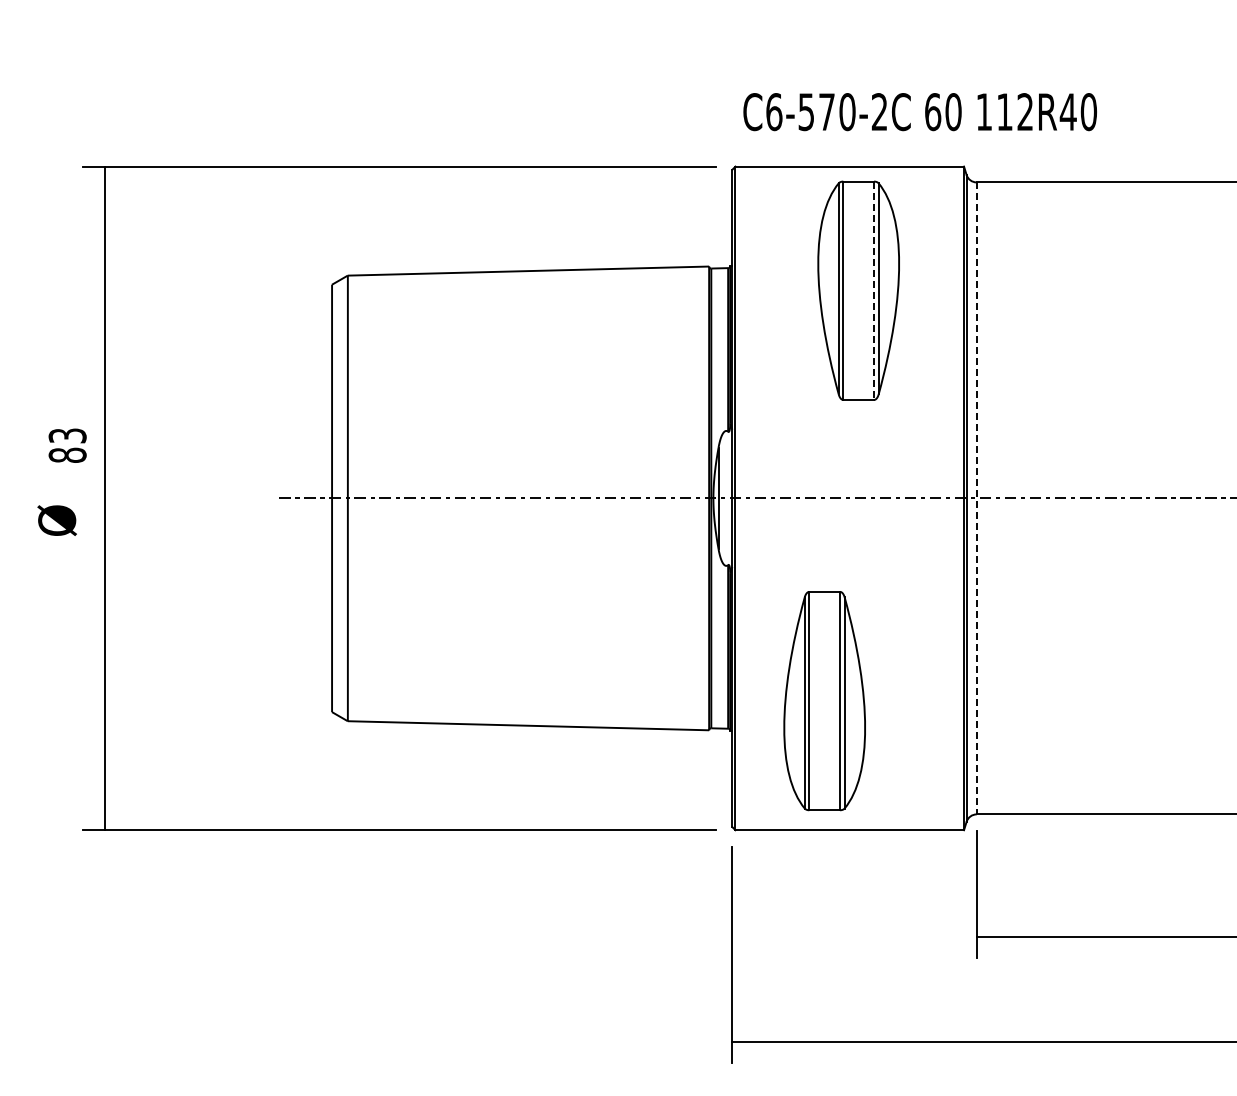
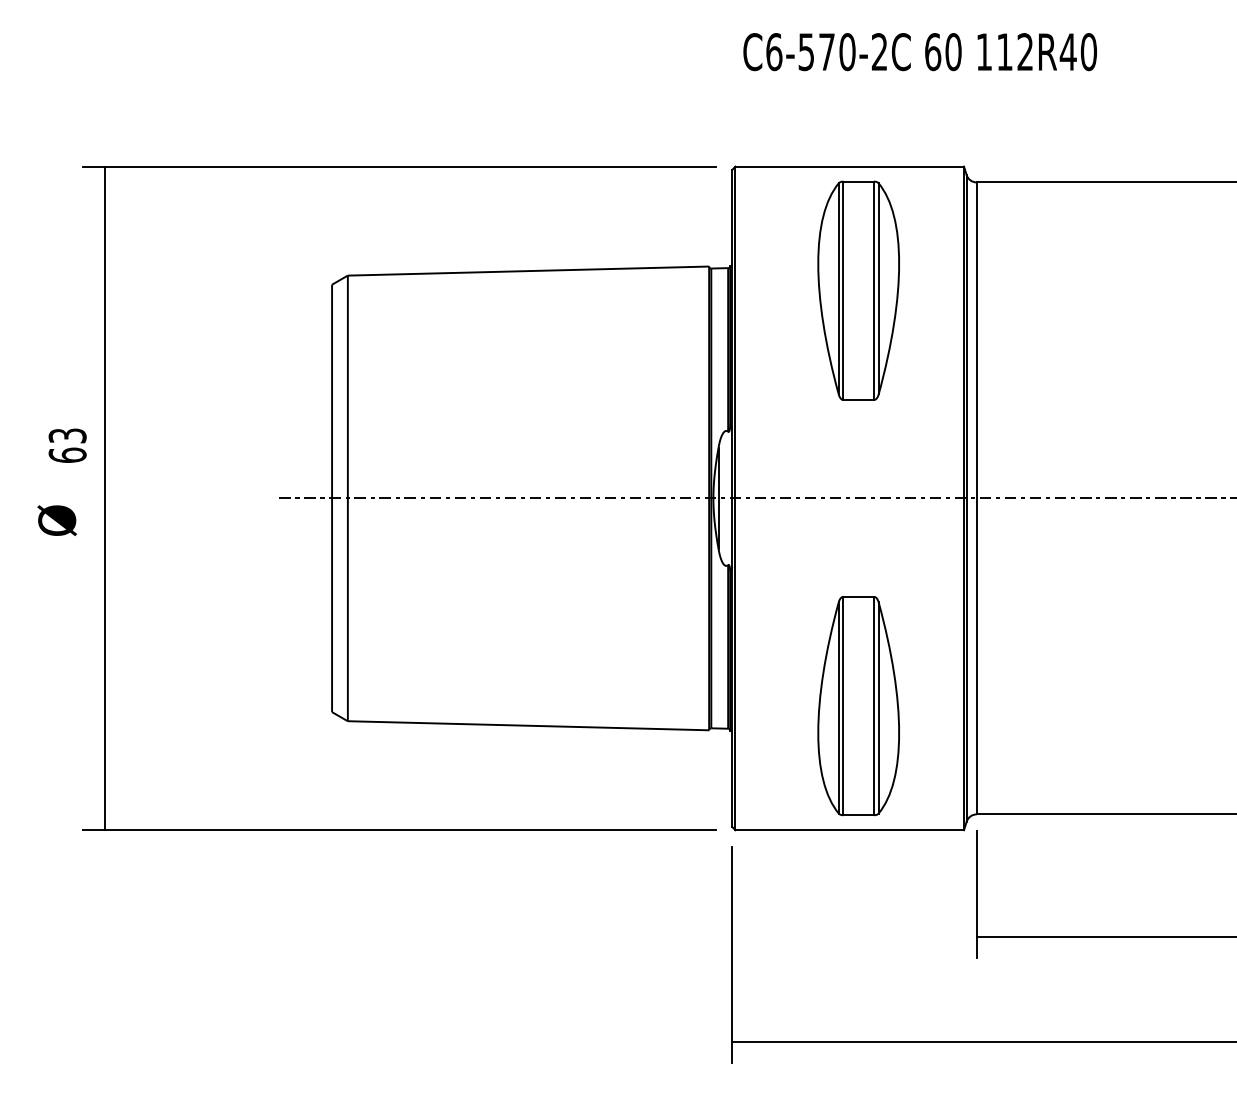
text position: (919, 112) -> (919, 52) (919, 52)
line: dashed -> solid (874, 291)
text: 83 -> 63 (67, 454)
line: dashed -> solid (976, 498)
part position: (824, 701) -> (858, 706) (858, 706)
